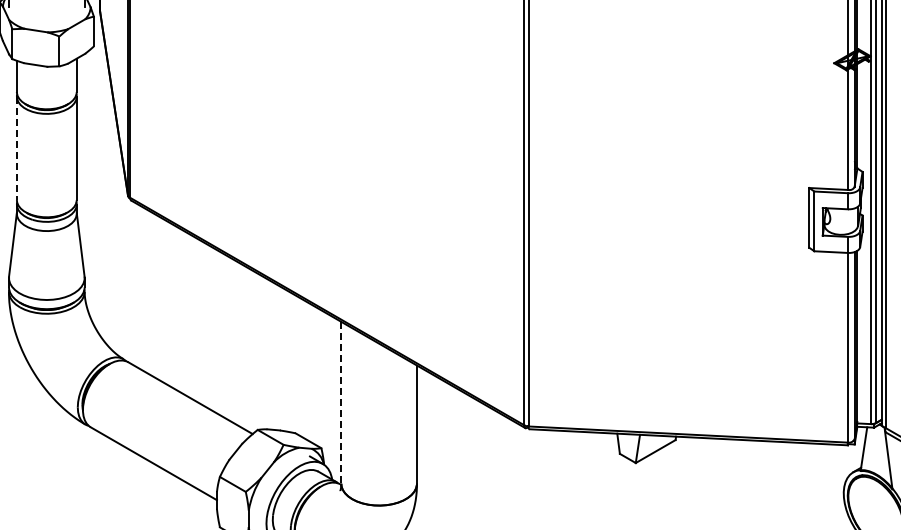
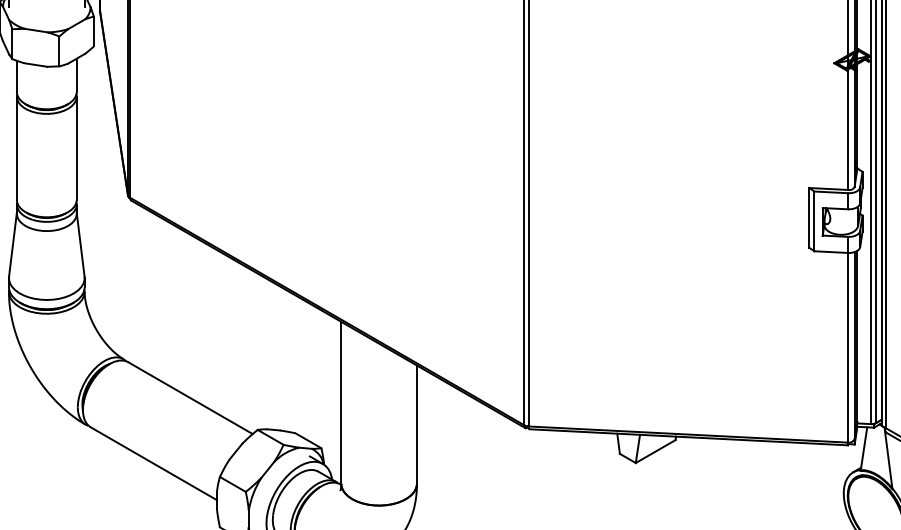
line: dashed -> solid (16, 148)
line: dashed -> solid (341, 402)
